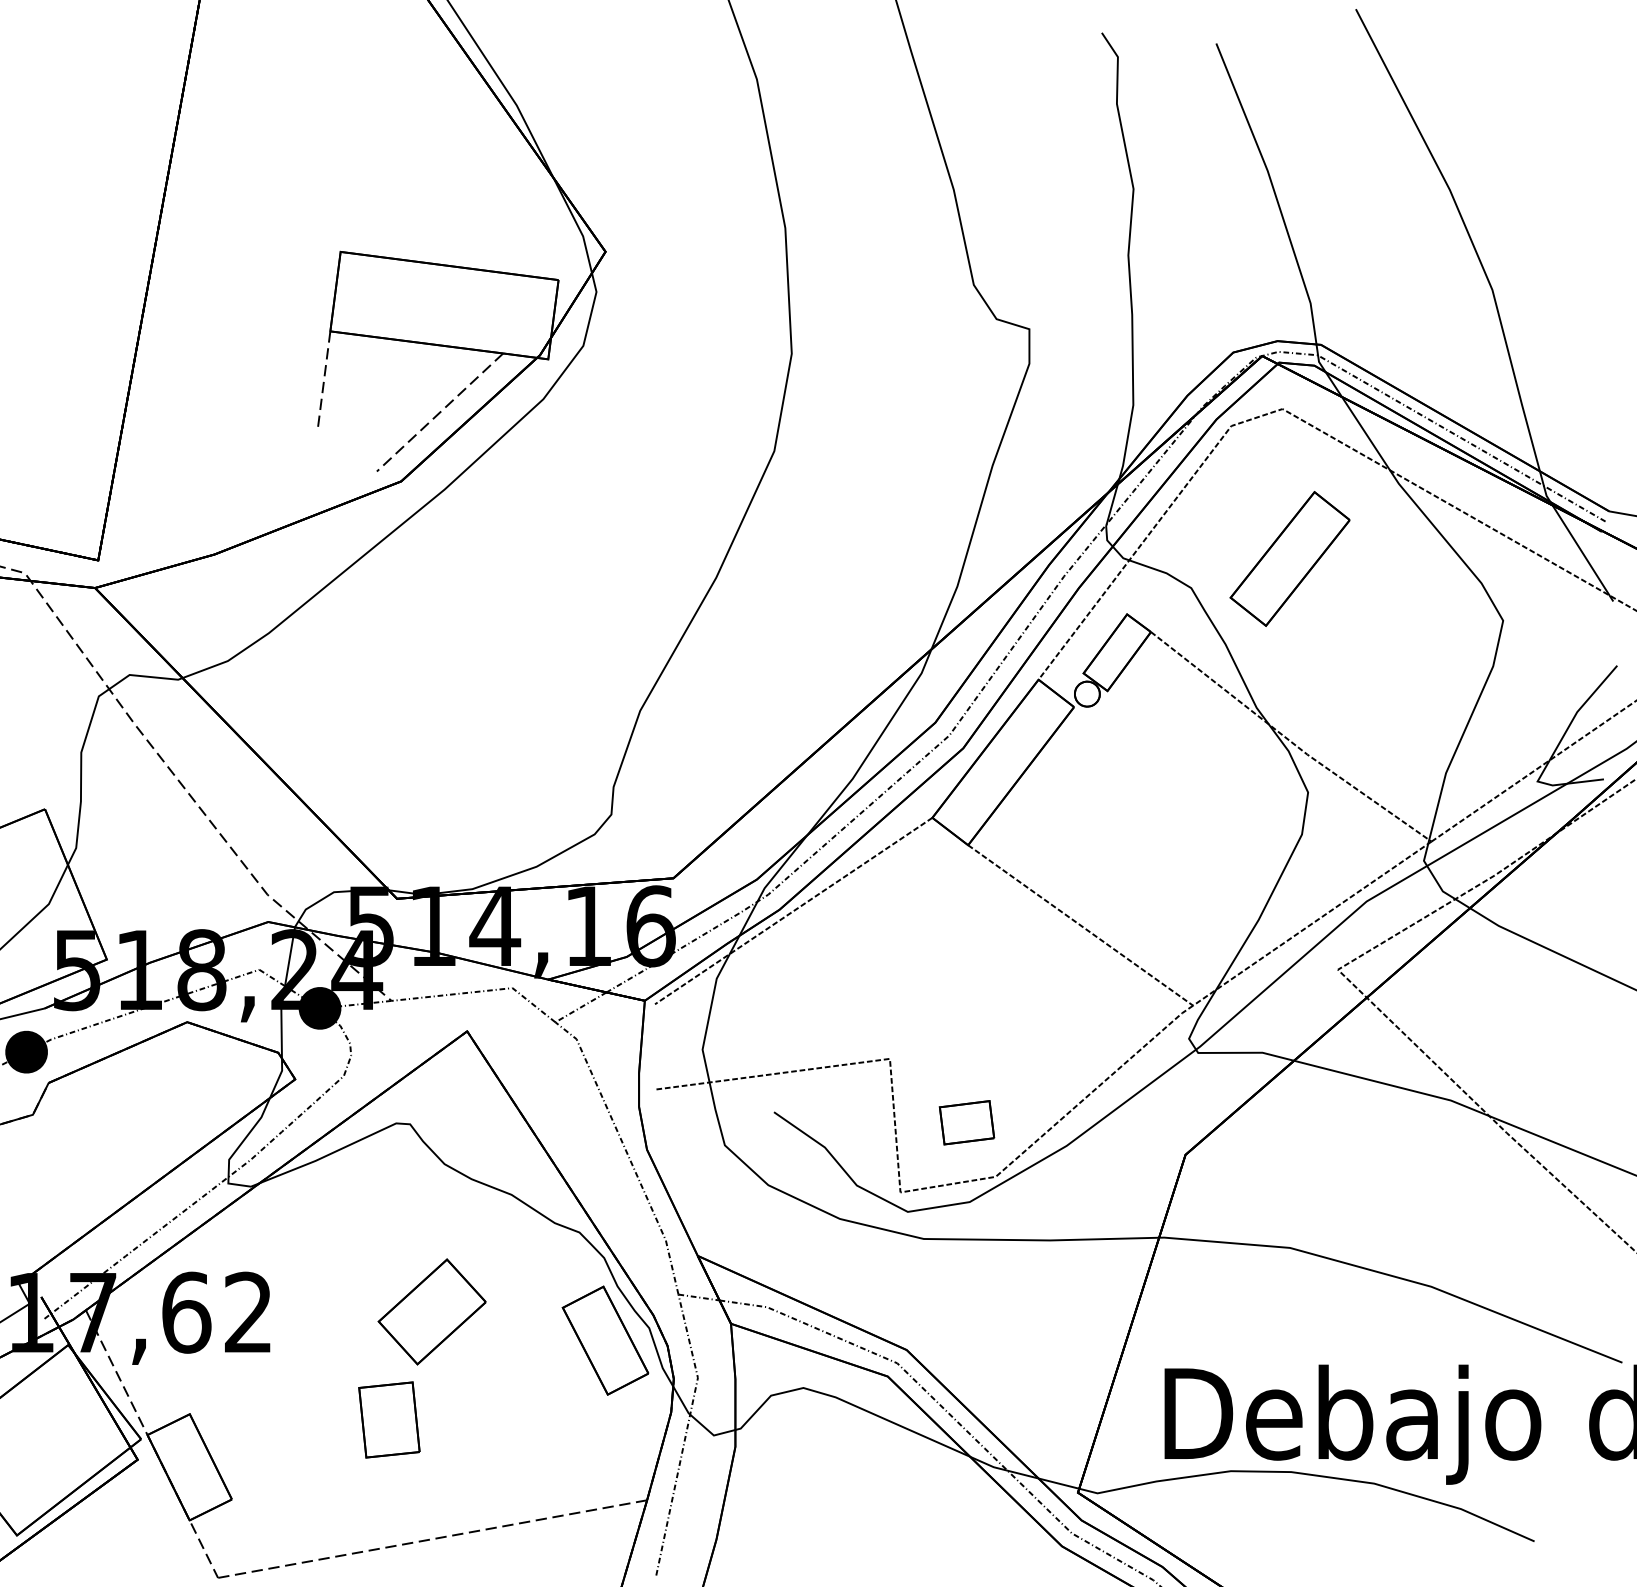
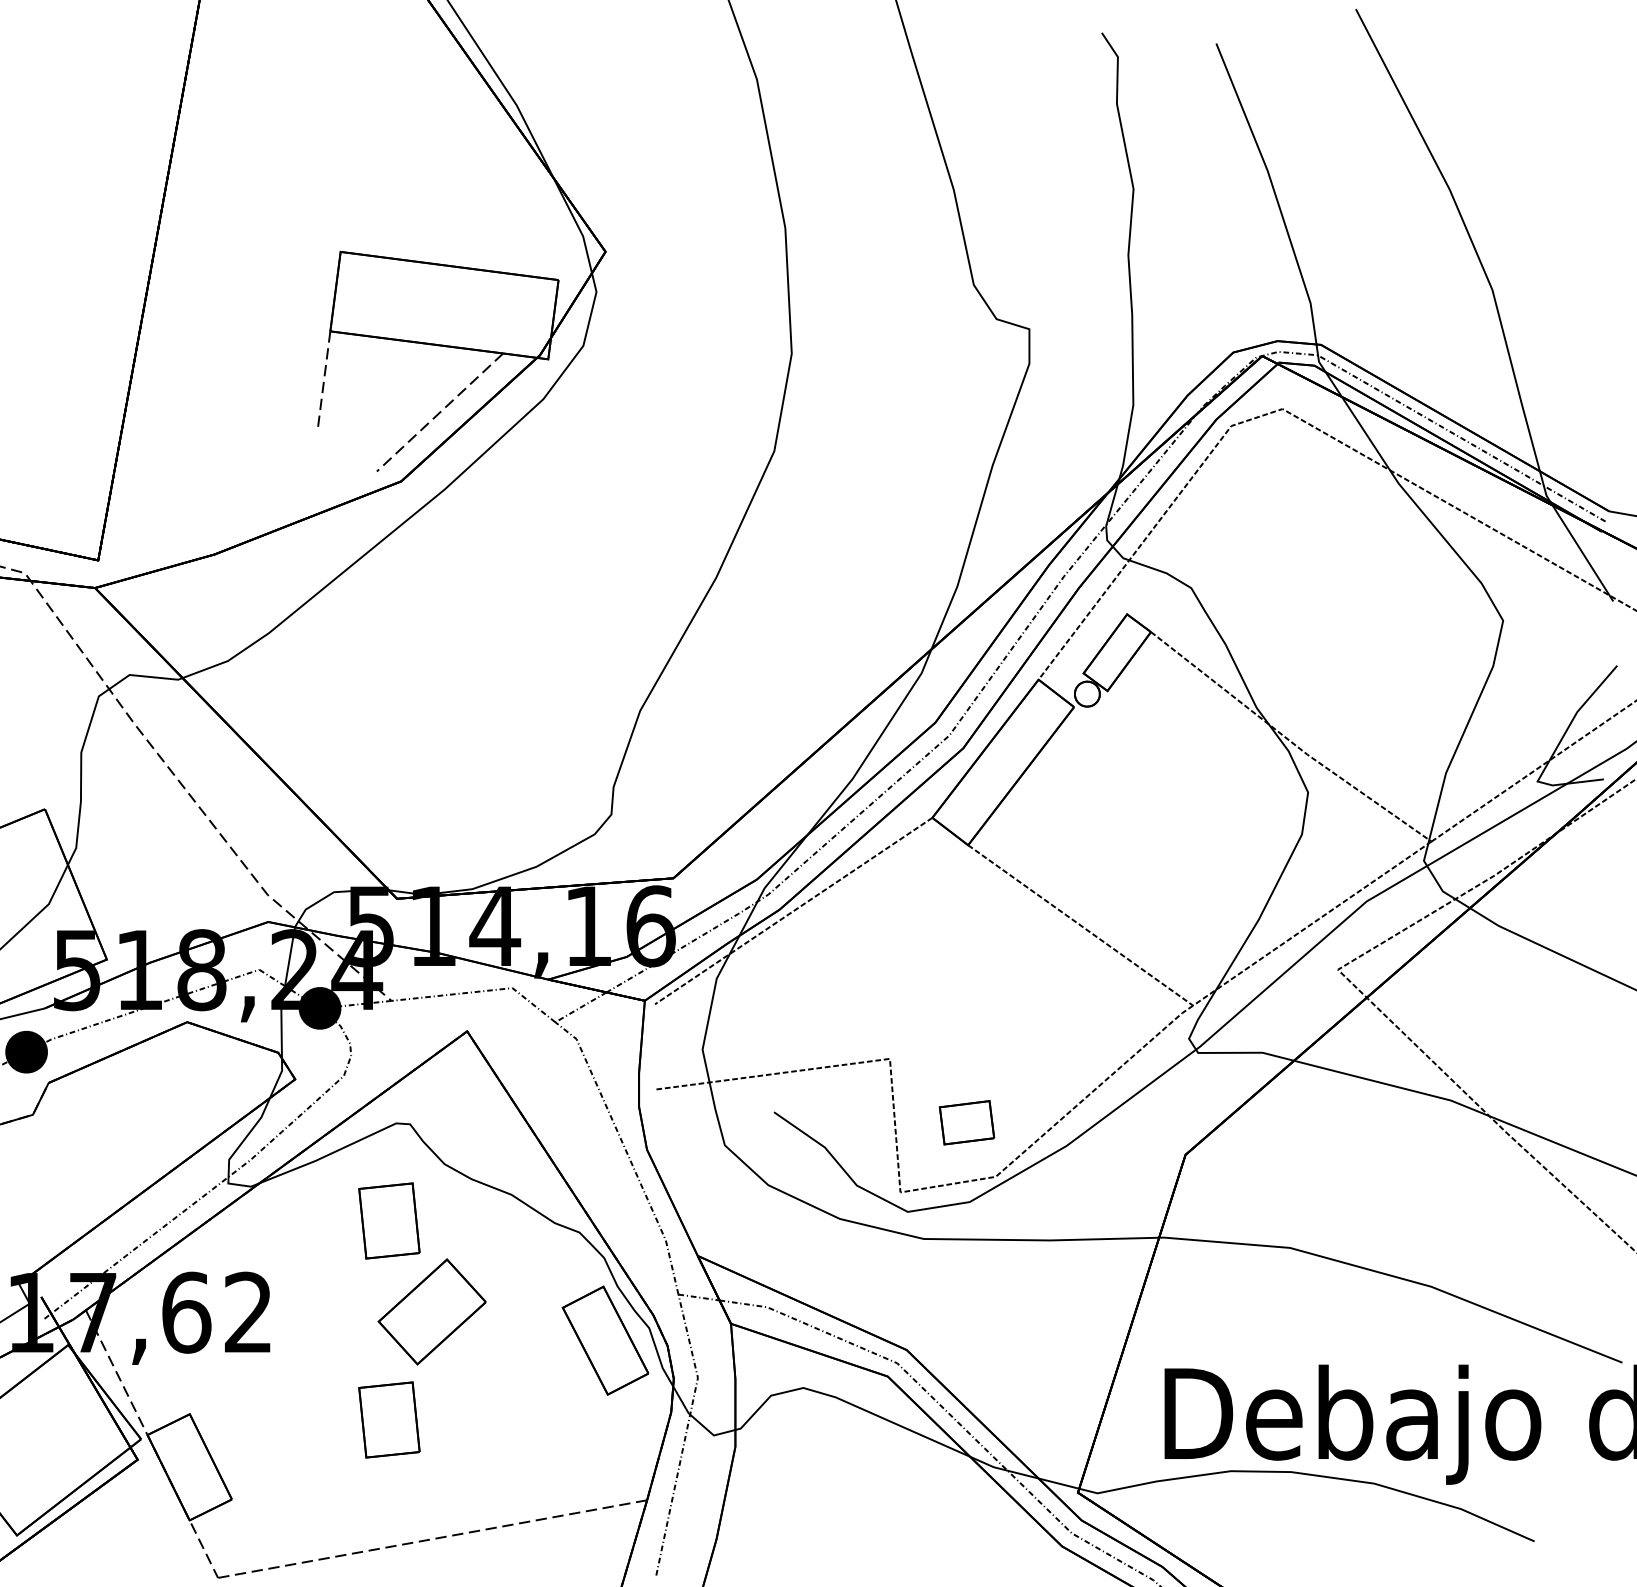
part: present -> none (1289, 558)
part: none -> present (389, 1220)
